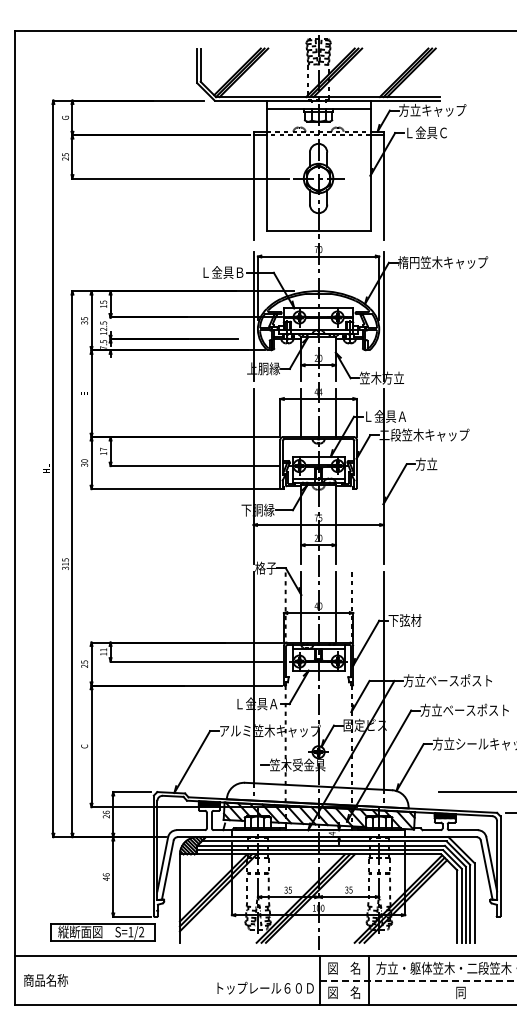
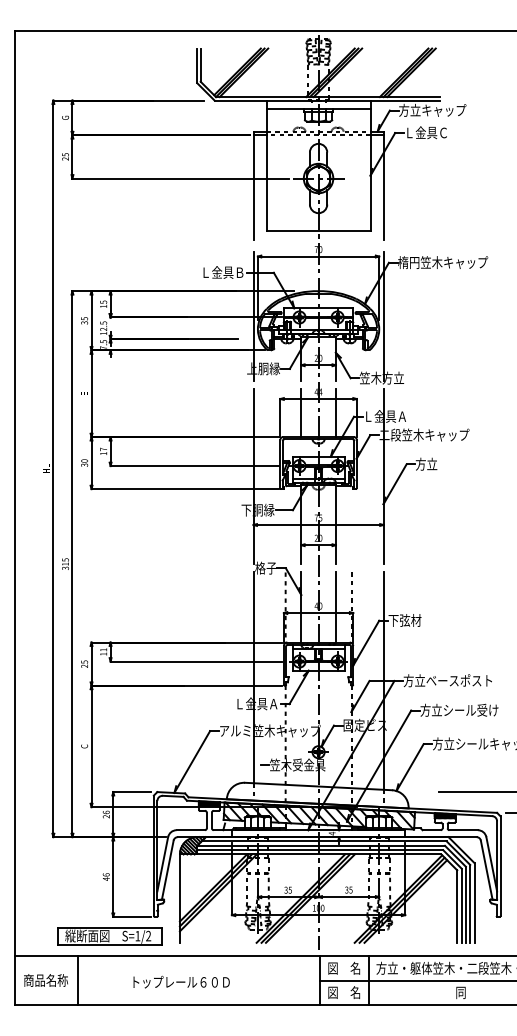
text: 方立ベースポスト -> 方立シール受け (475, 709)
part position: (102, 932) -> (109, 936) (109, 936)
line: none -> present (77, 980)
line: dashed -> solid (418, 980)
text position: (265, 987) -> (181, 981) (181, 981)
